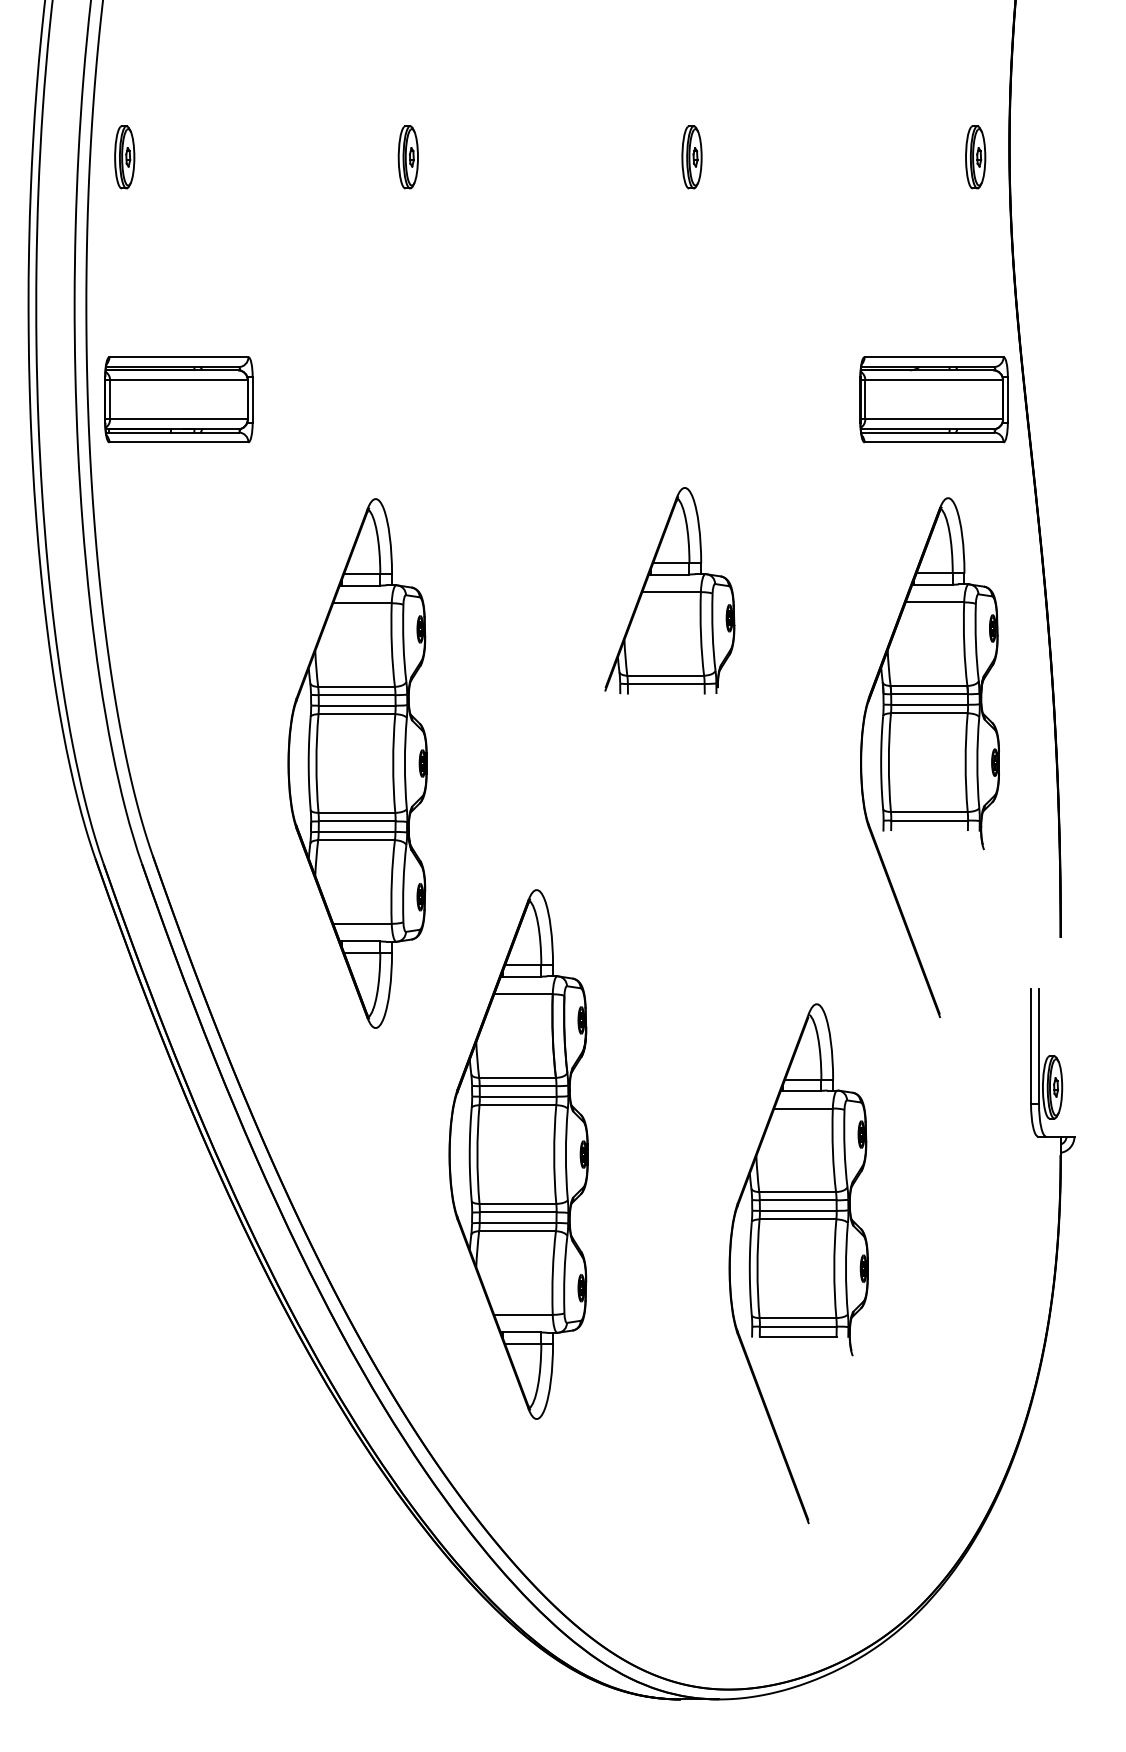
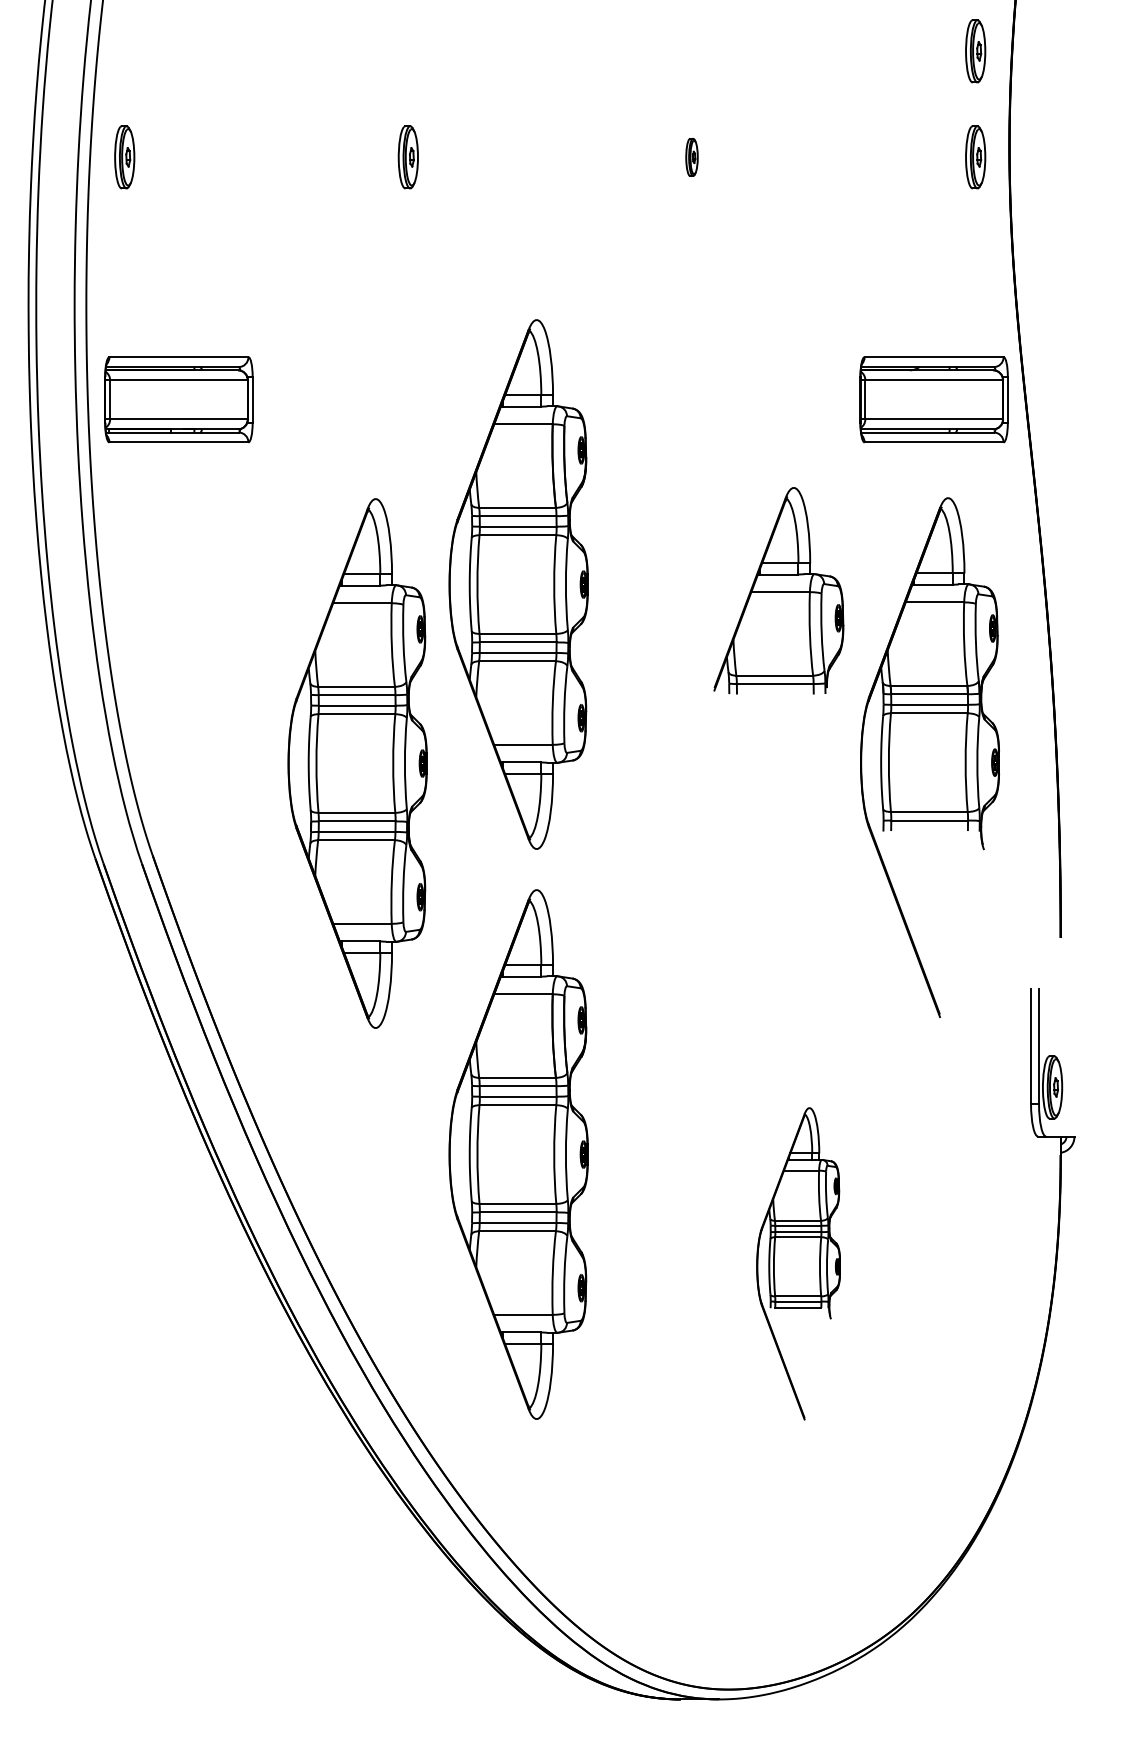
part: none -> present (975, 51)
part size: 22x65 px -> 14x39 px (691, 157)
part: none -> present (518, 584)
part position: (669, 590) -> (778, 590) (778, 590)
part size: 141x522 px -> 85x314 px (798, 1263)
